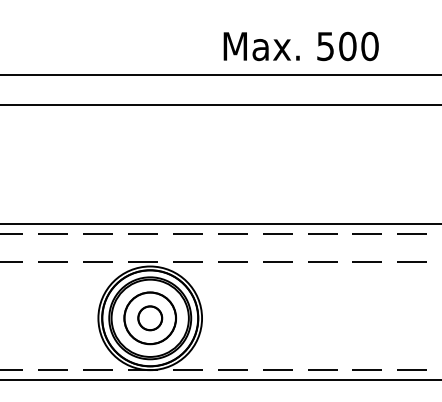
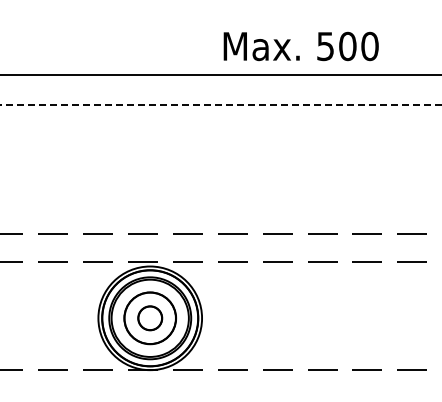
line: solid -> dashed (221, 104)
line: present -> none (220, 224)
line: present -> none (220, 379)
